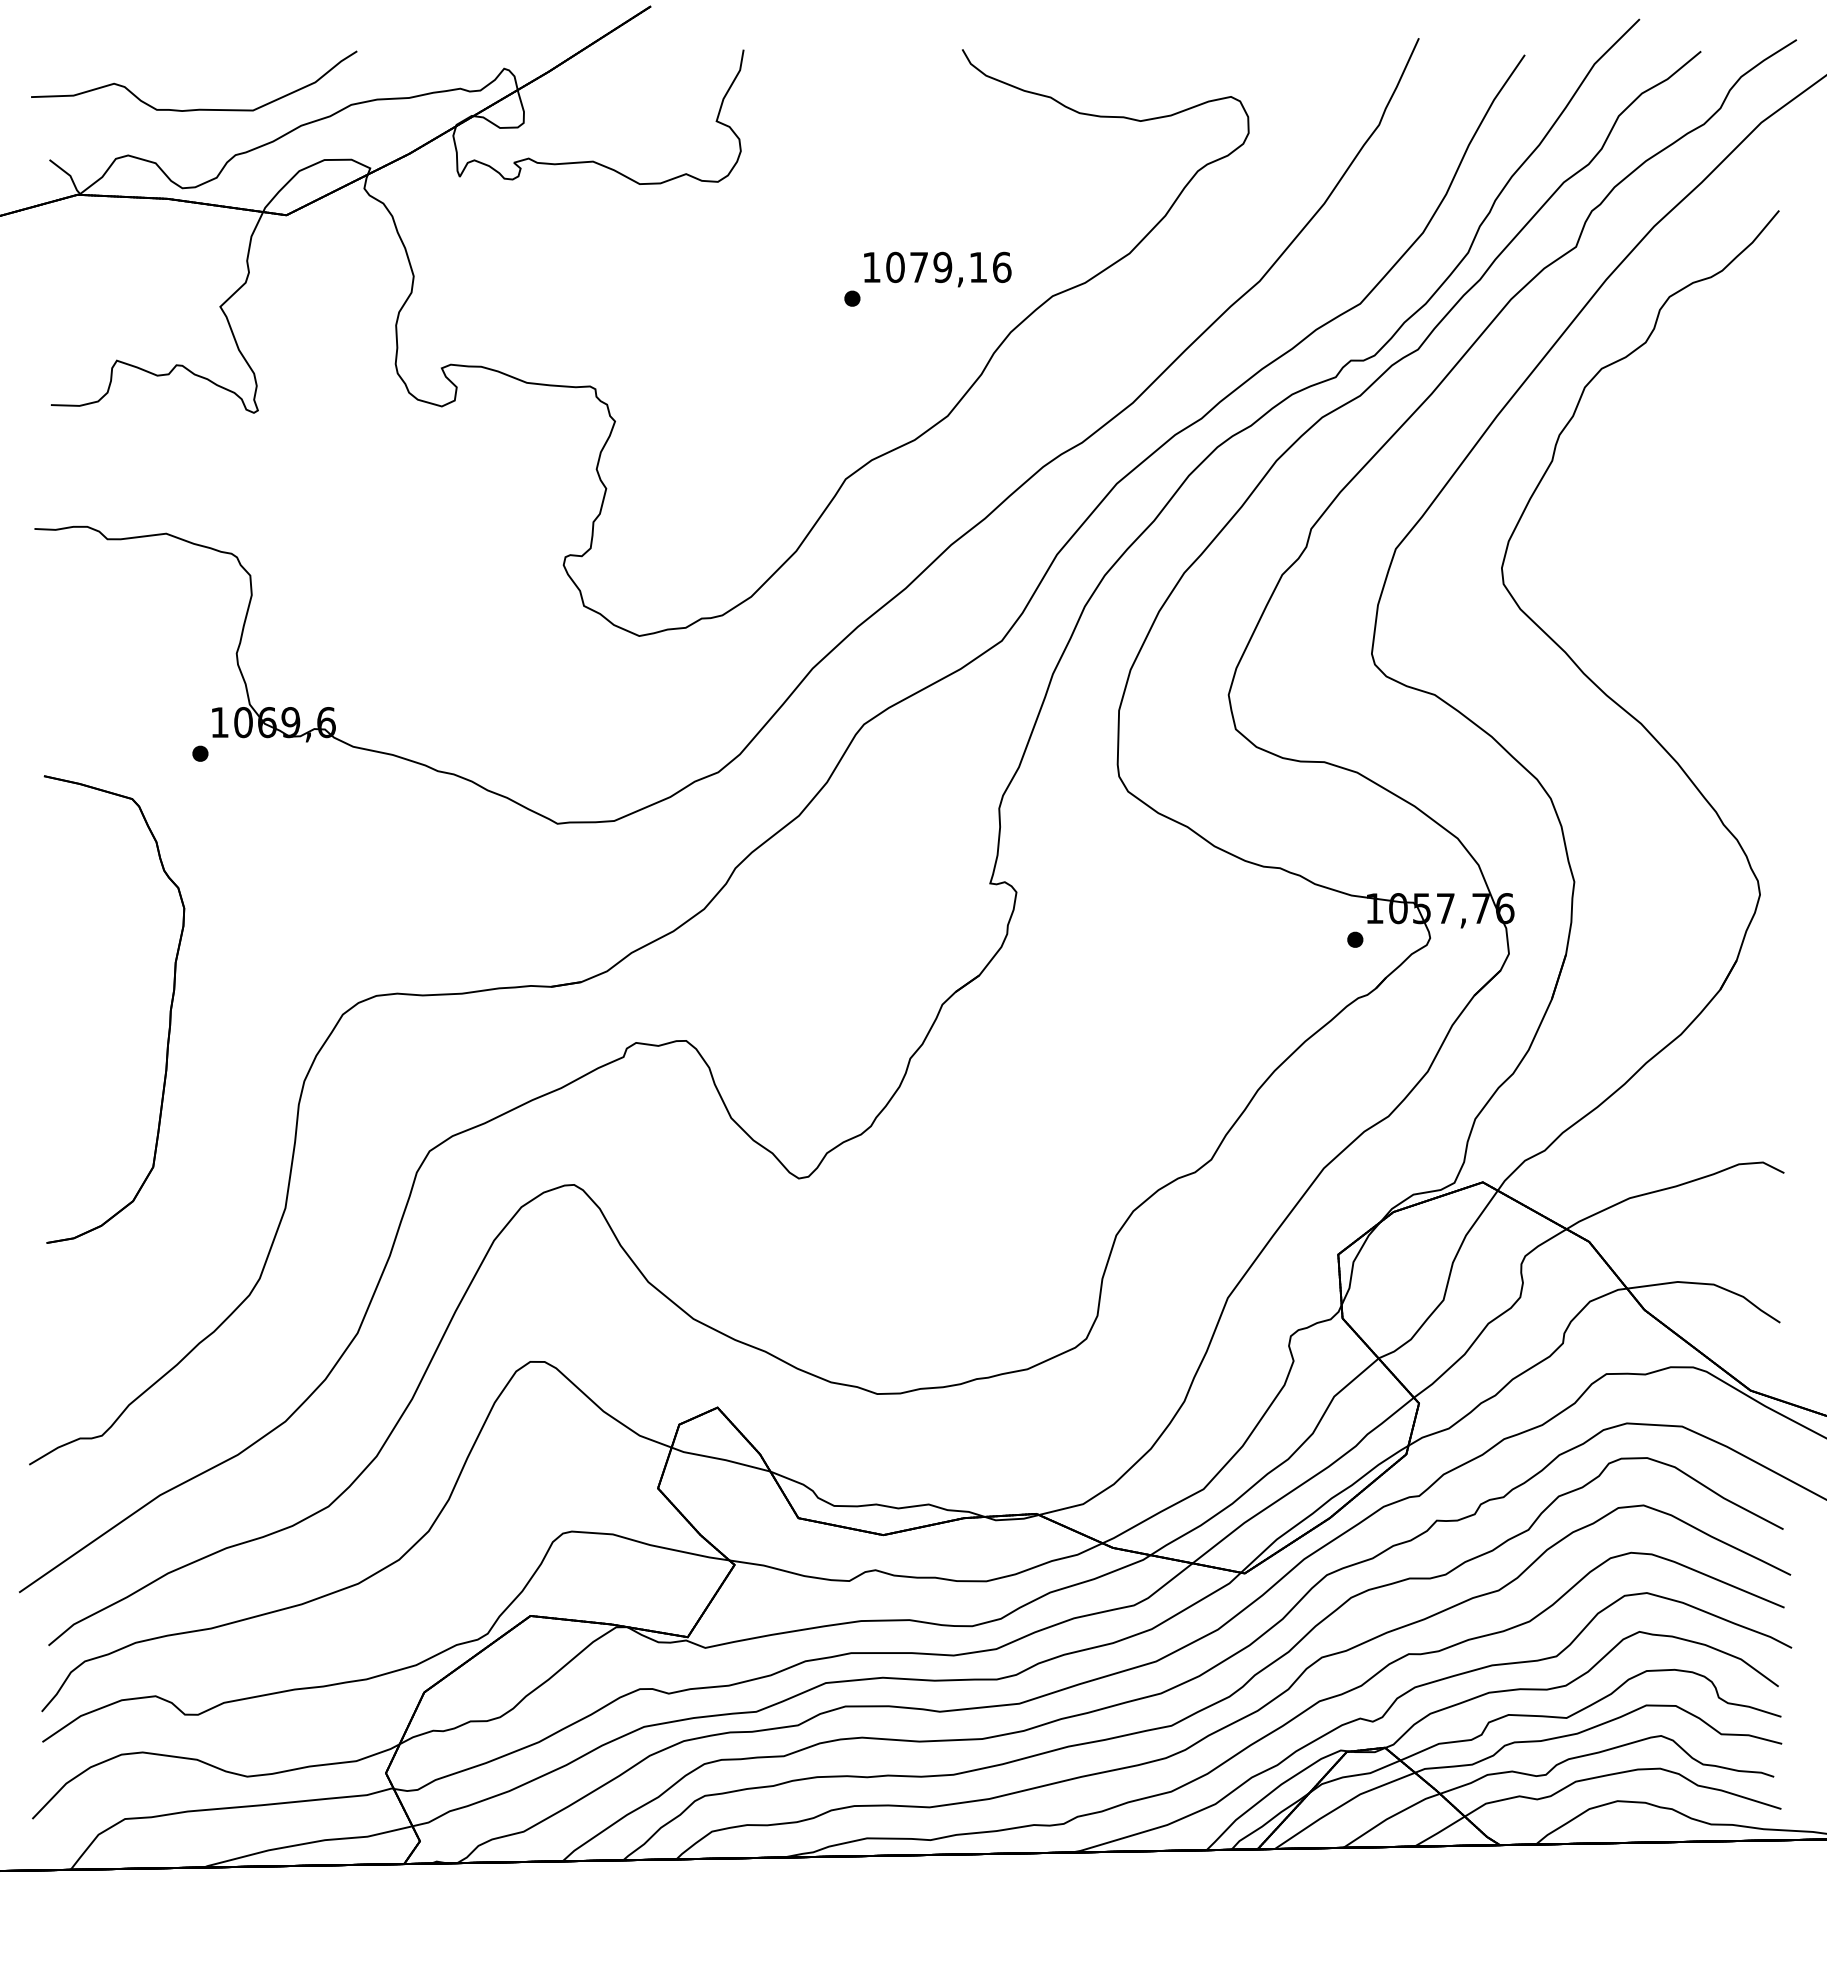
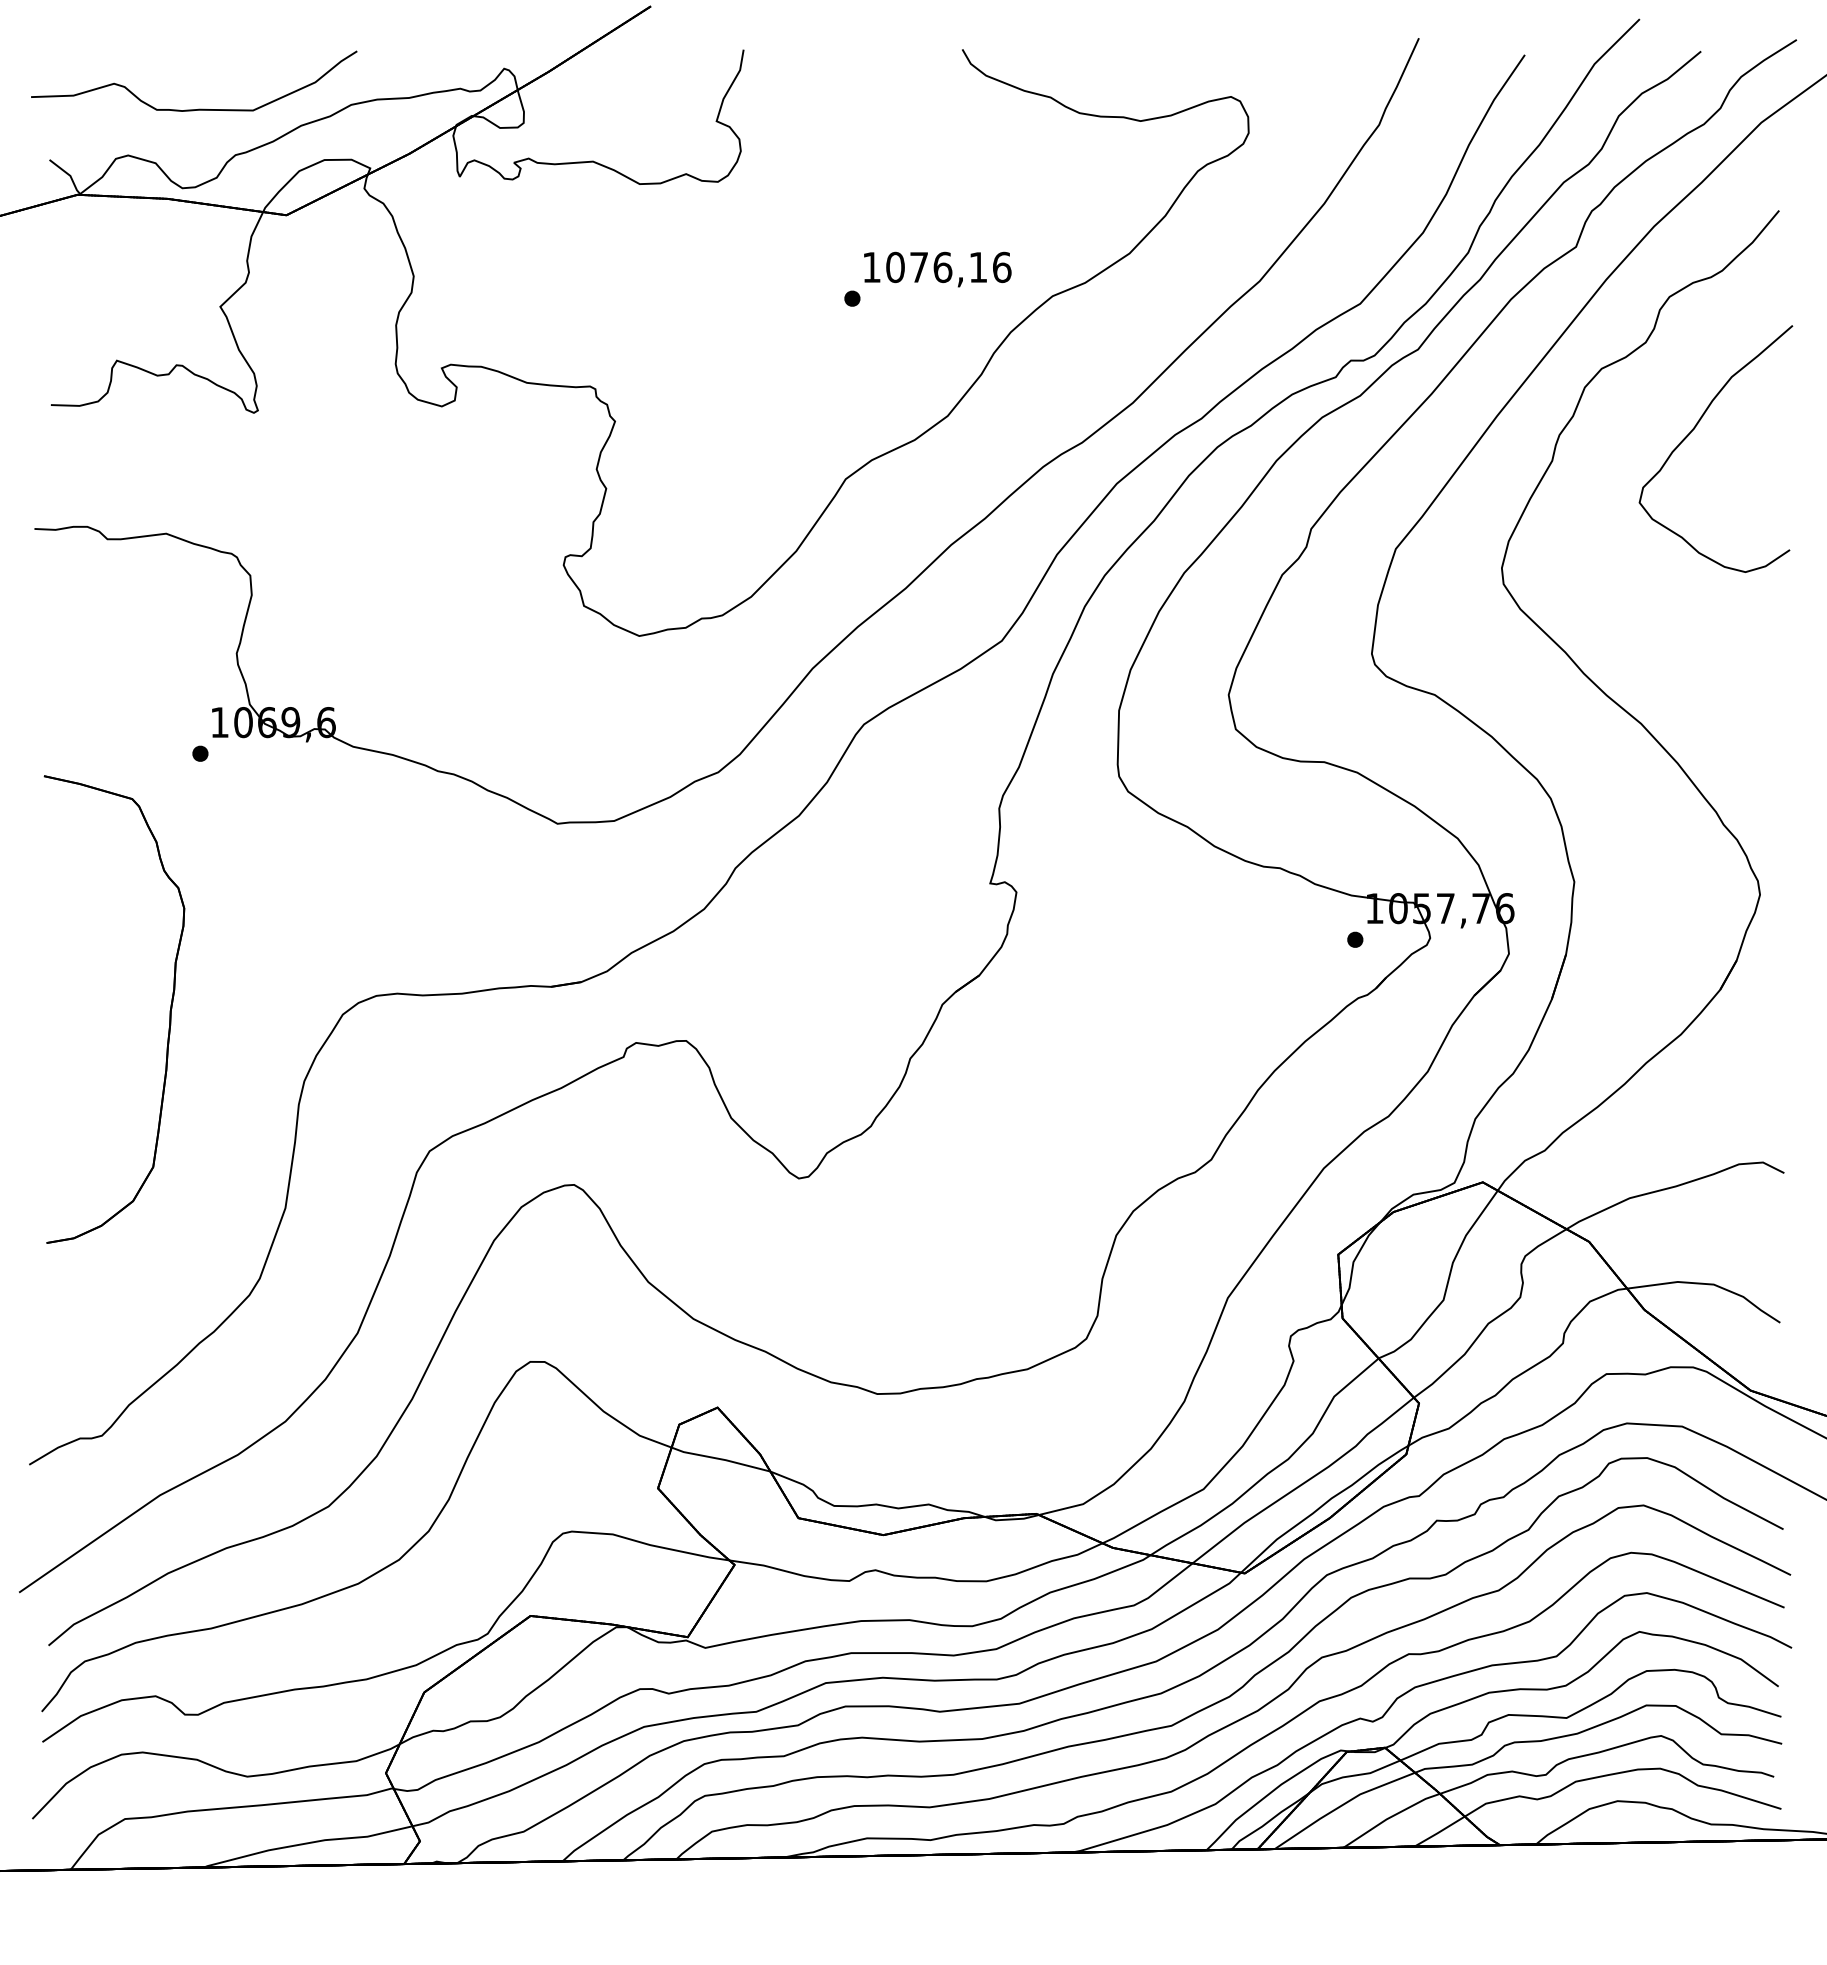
text: 1079,16 -> 1076,16 (942, 267)
curve: none -> present (1695, 428)
